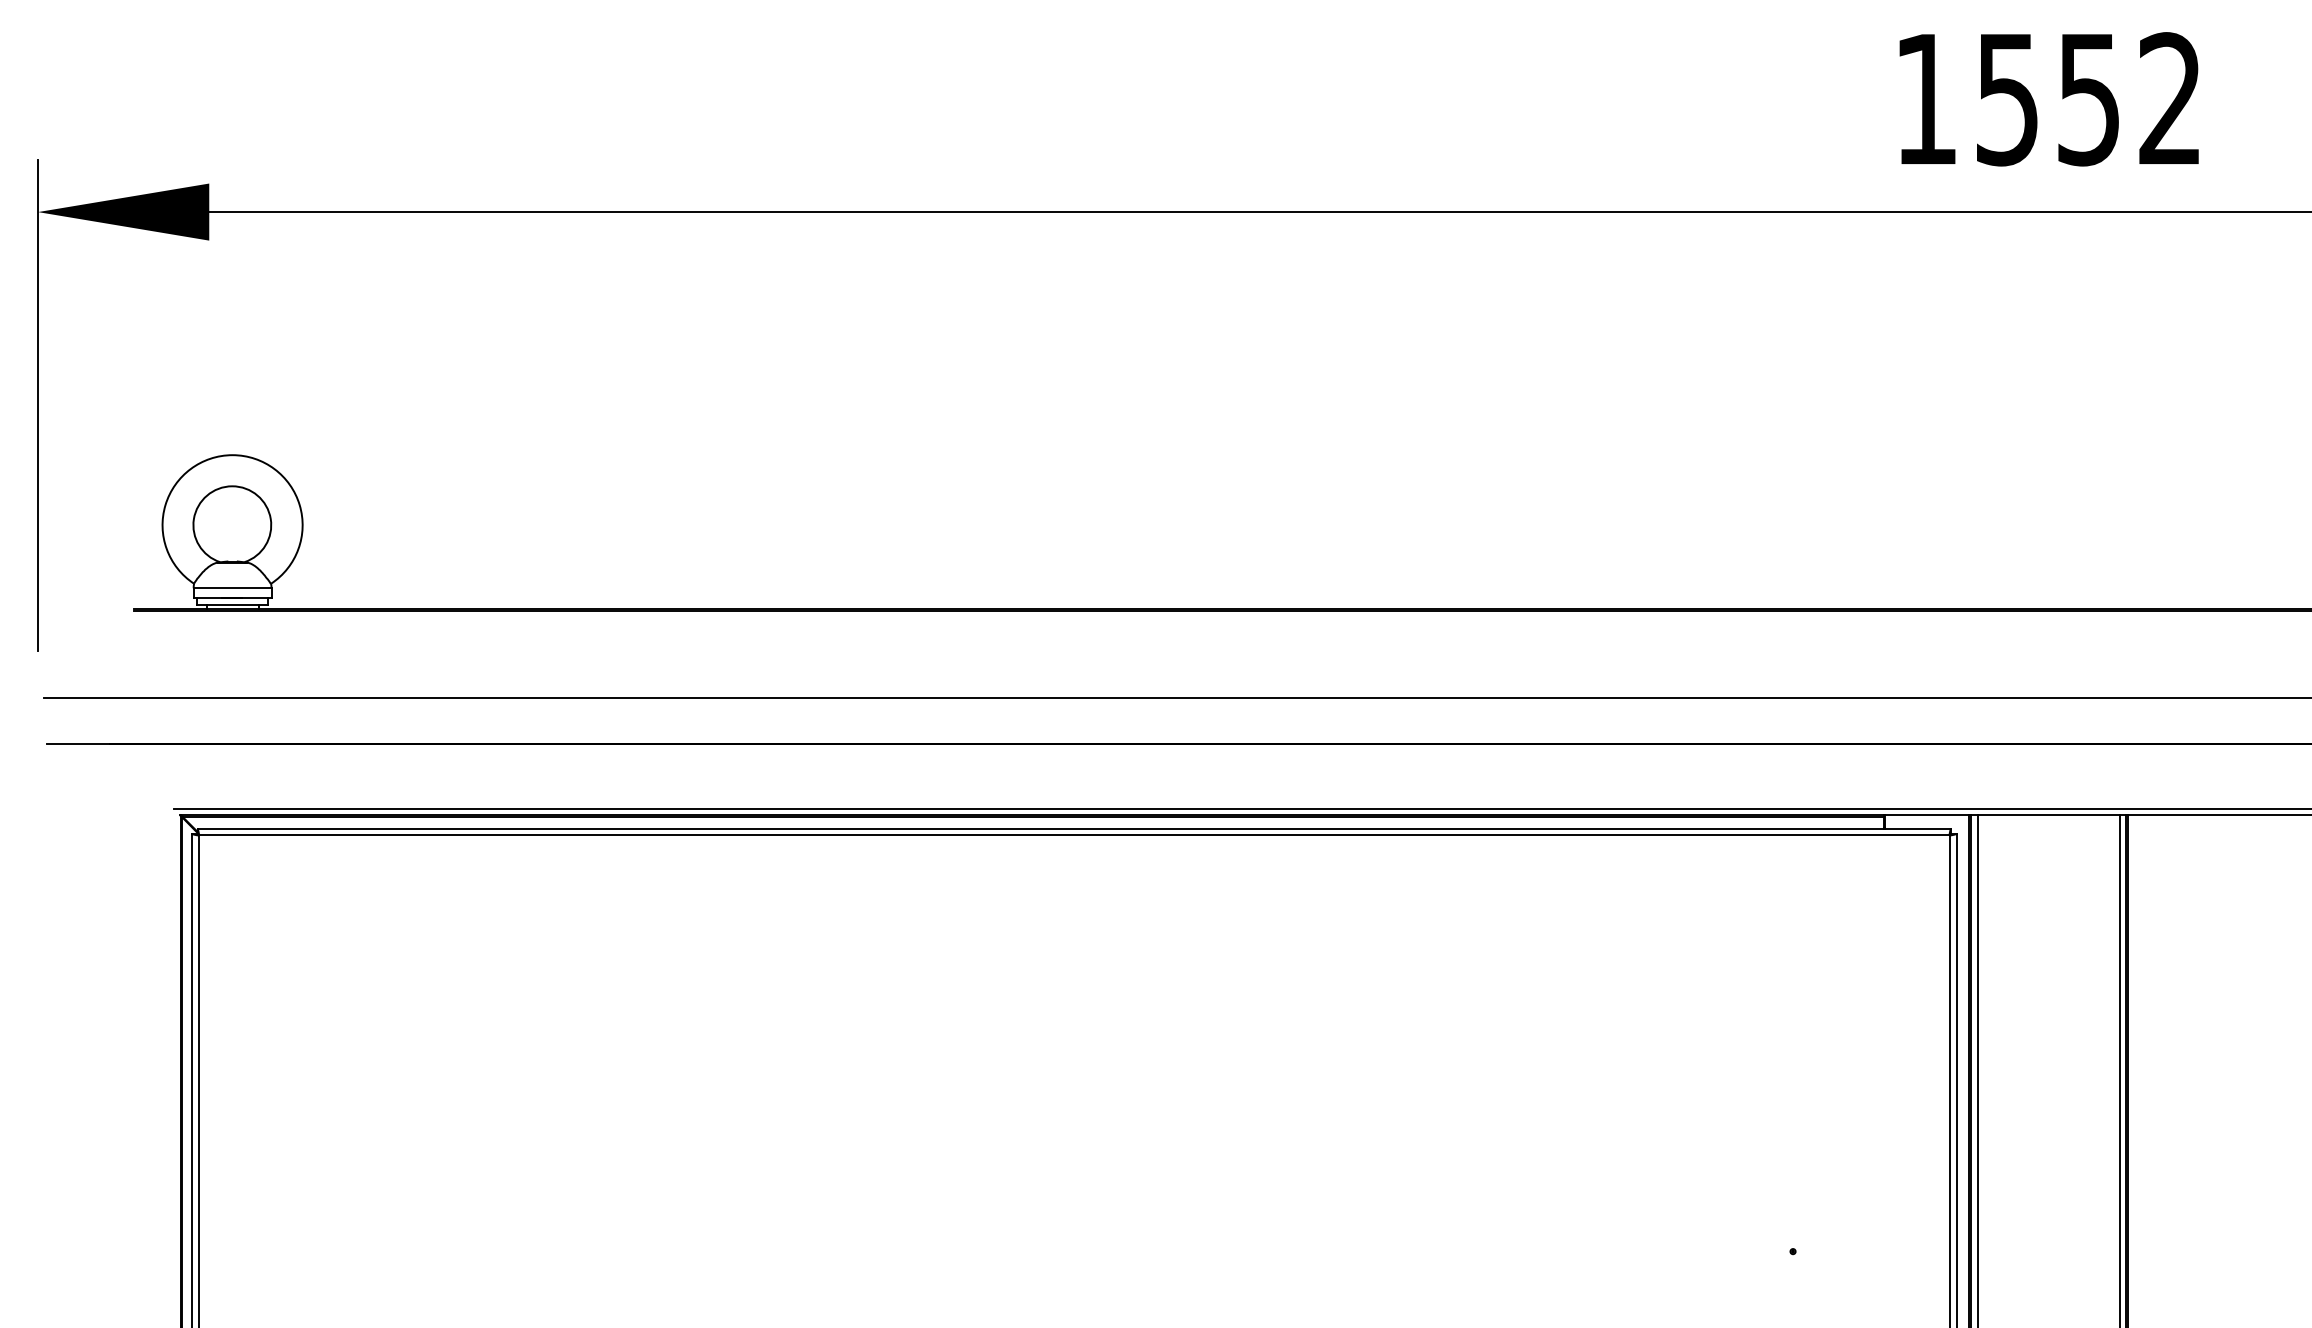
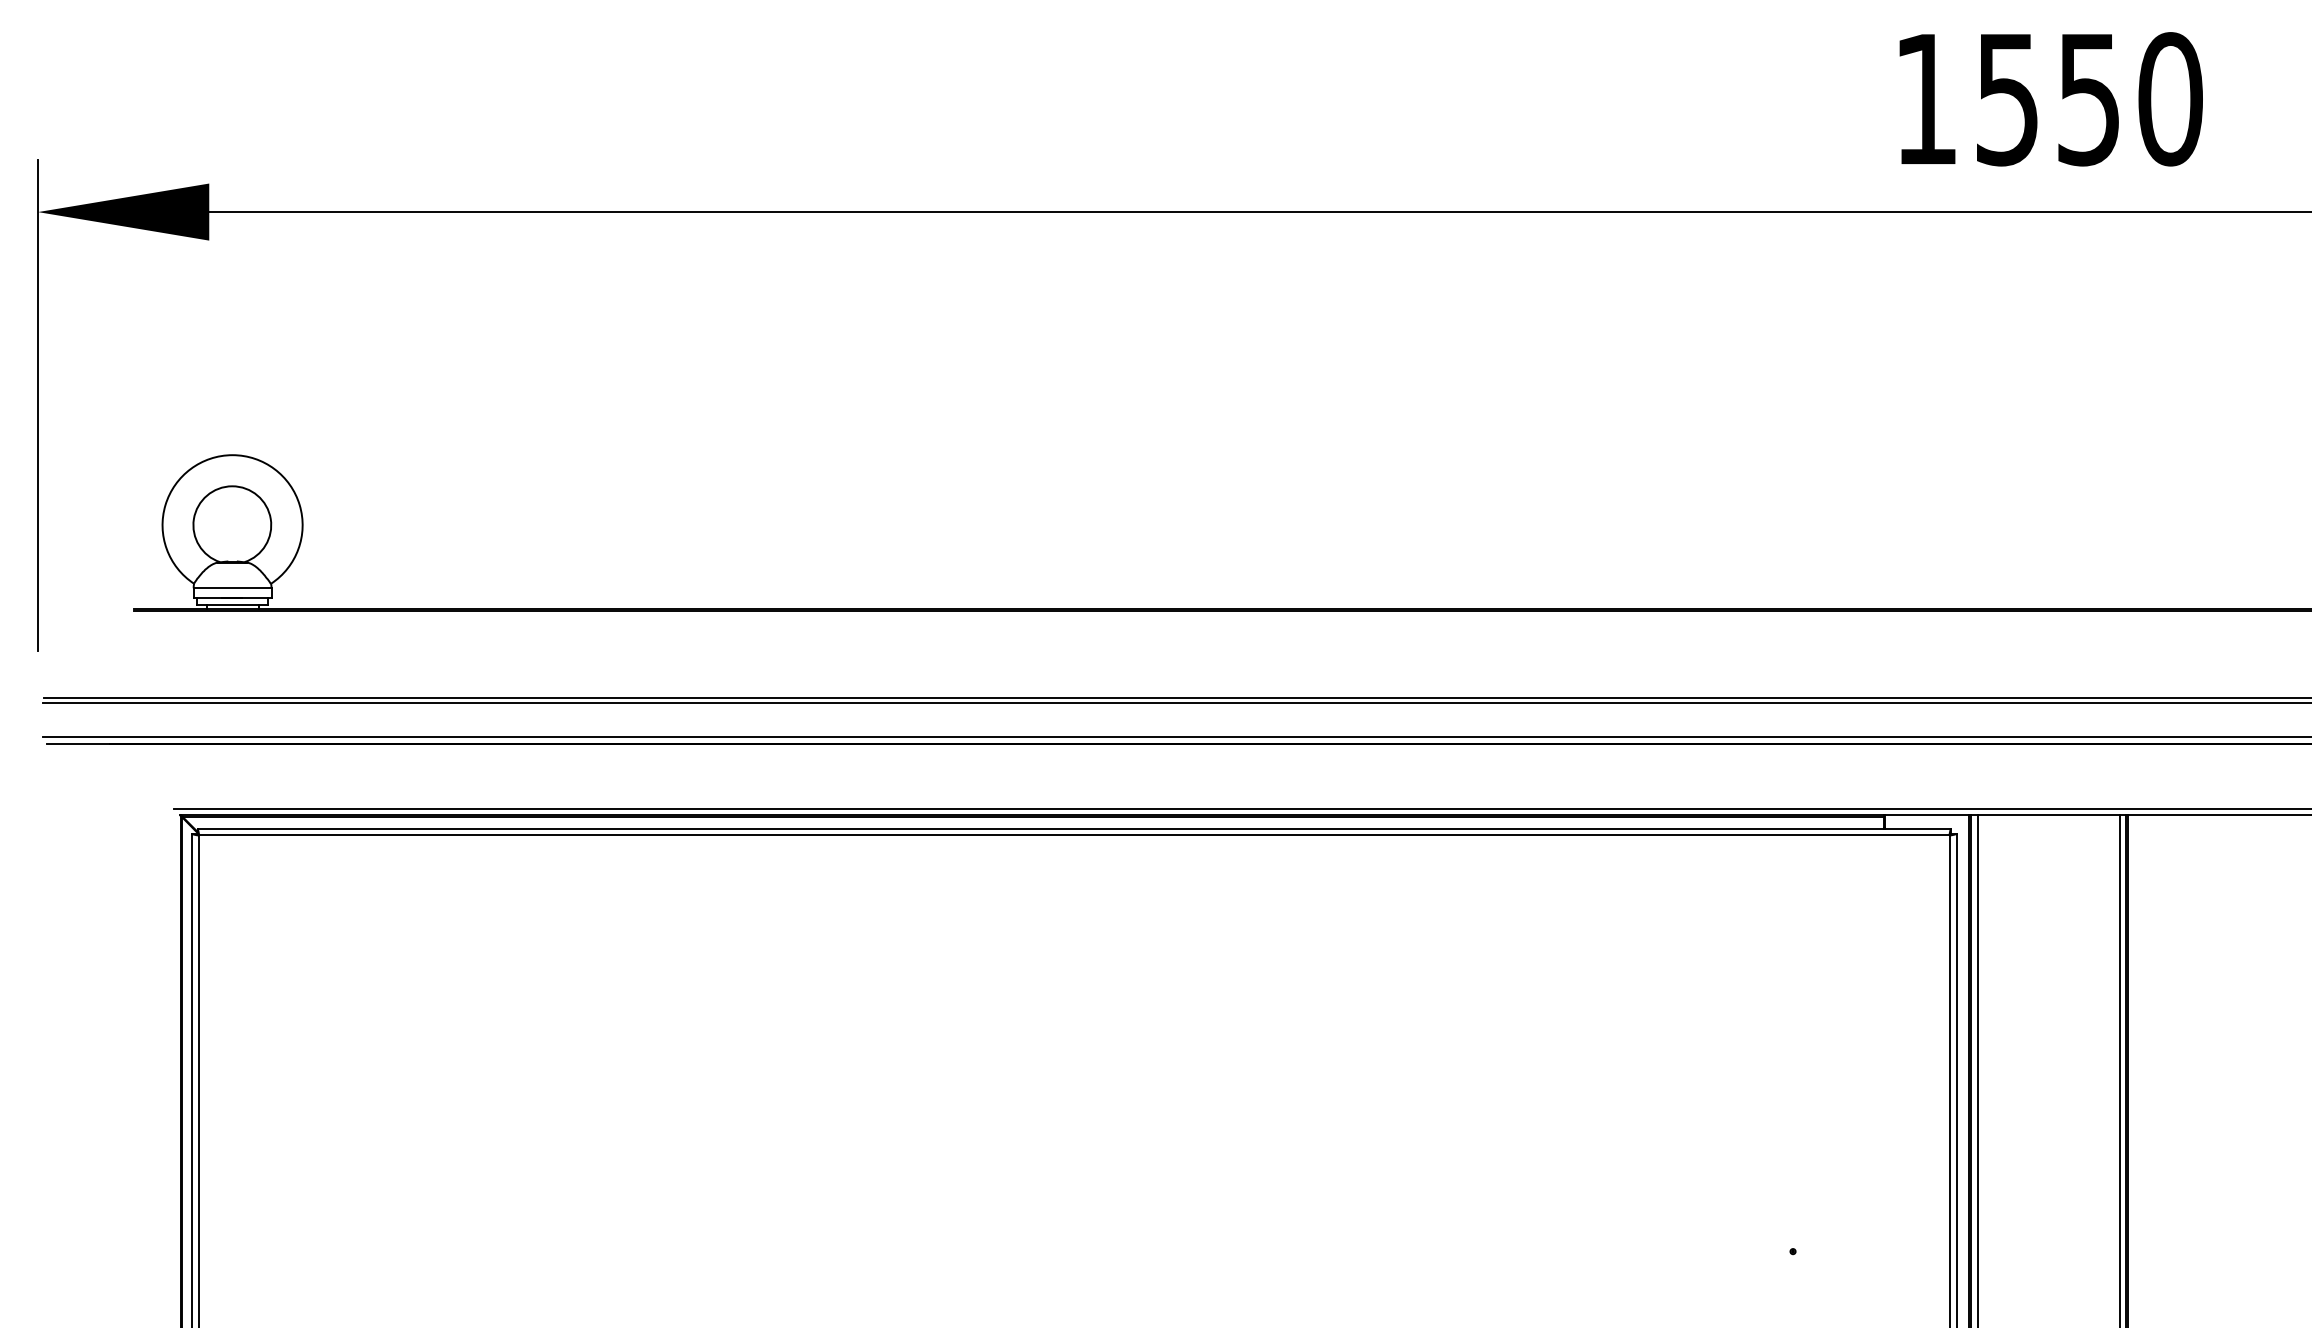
text: 1552 -> 1550 (2170, 99)
line: none -> present (1175, 702)
line: none -> present (1175, 737)
